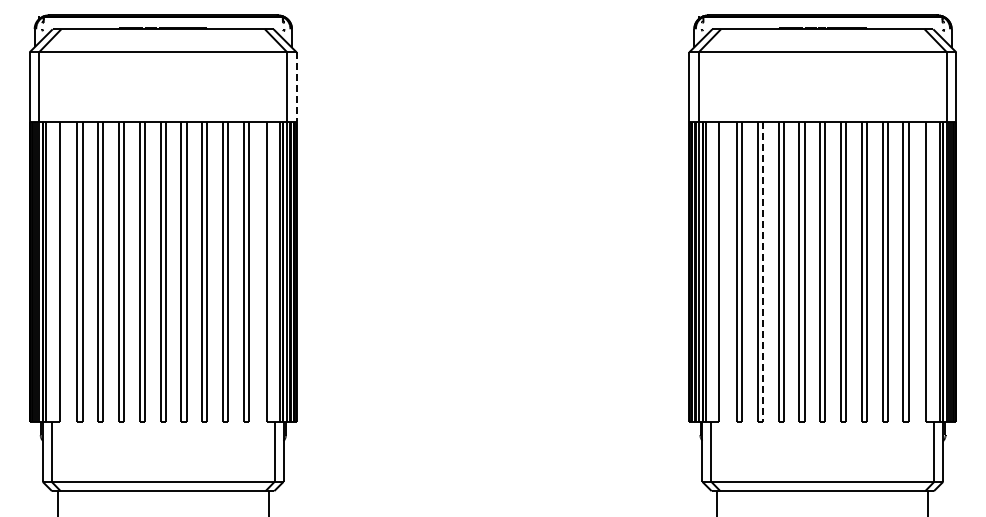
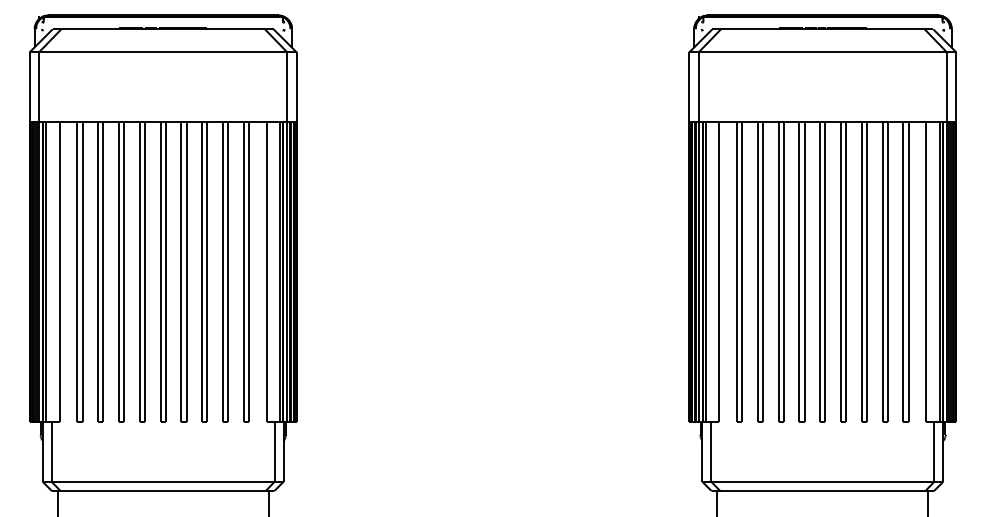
line: dashed -> solid (296, 87)
line: dashed -> solid (763, 272)
